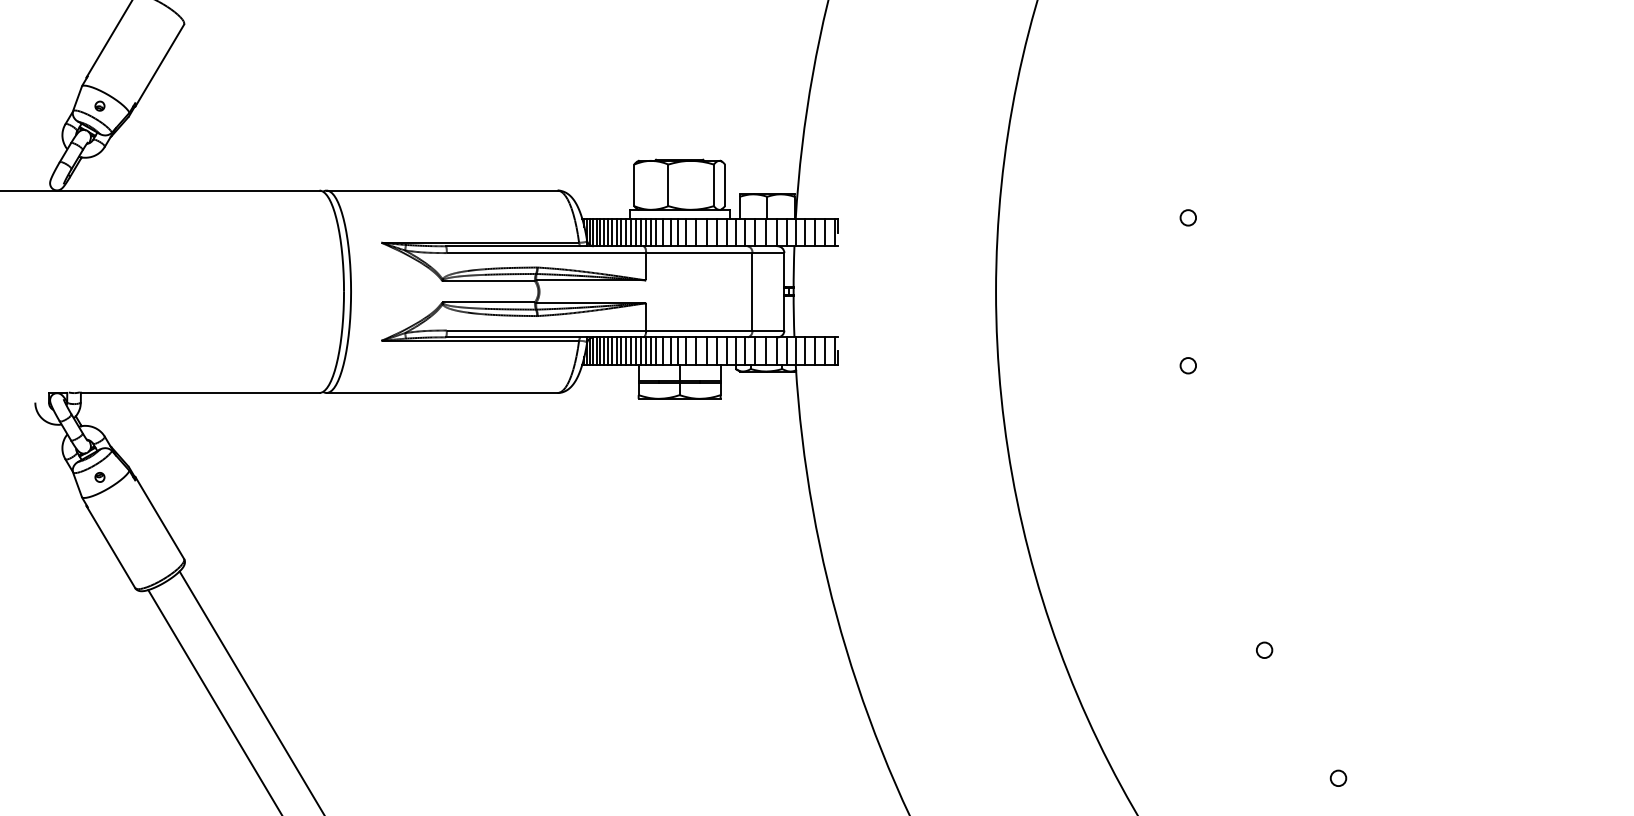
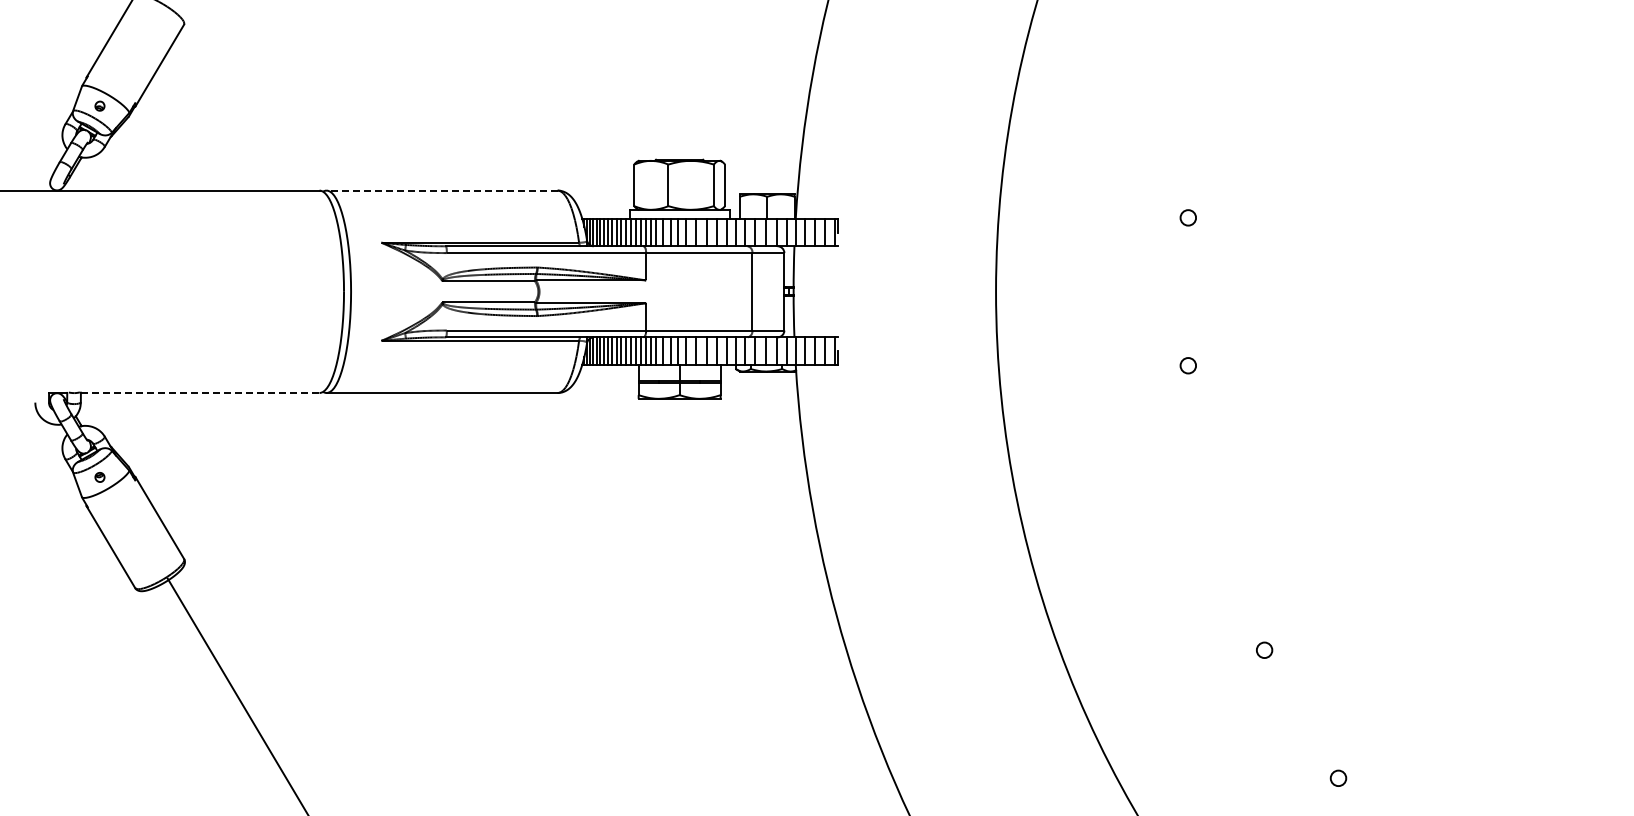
line: solid -> dashed (442, 190)
line: solid -> dashed (200, 393)
line position: (250, 691) -> (236, 695) (236, 695)
line: present -> none (214, 701)
